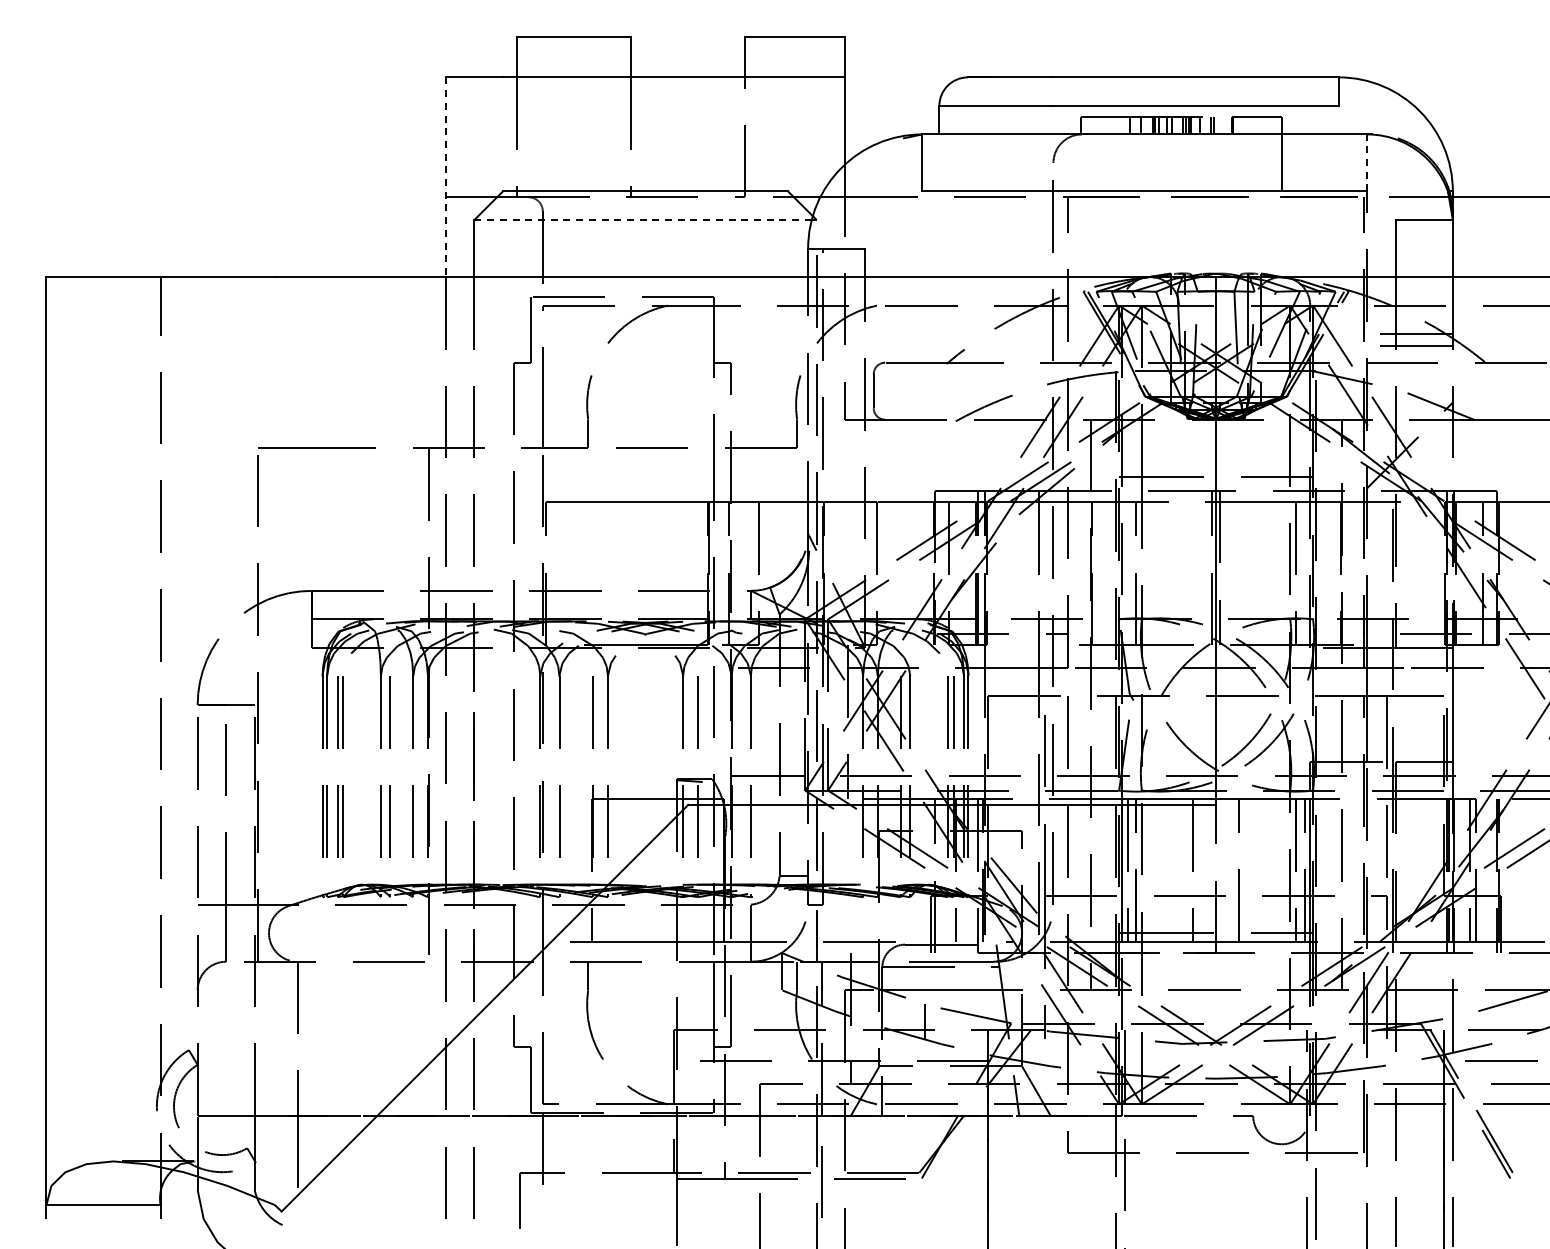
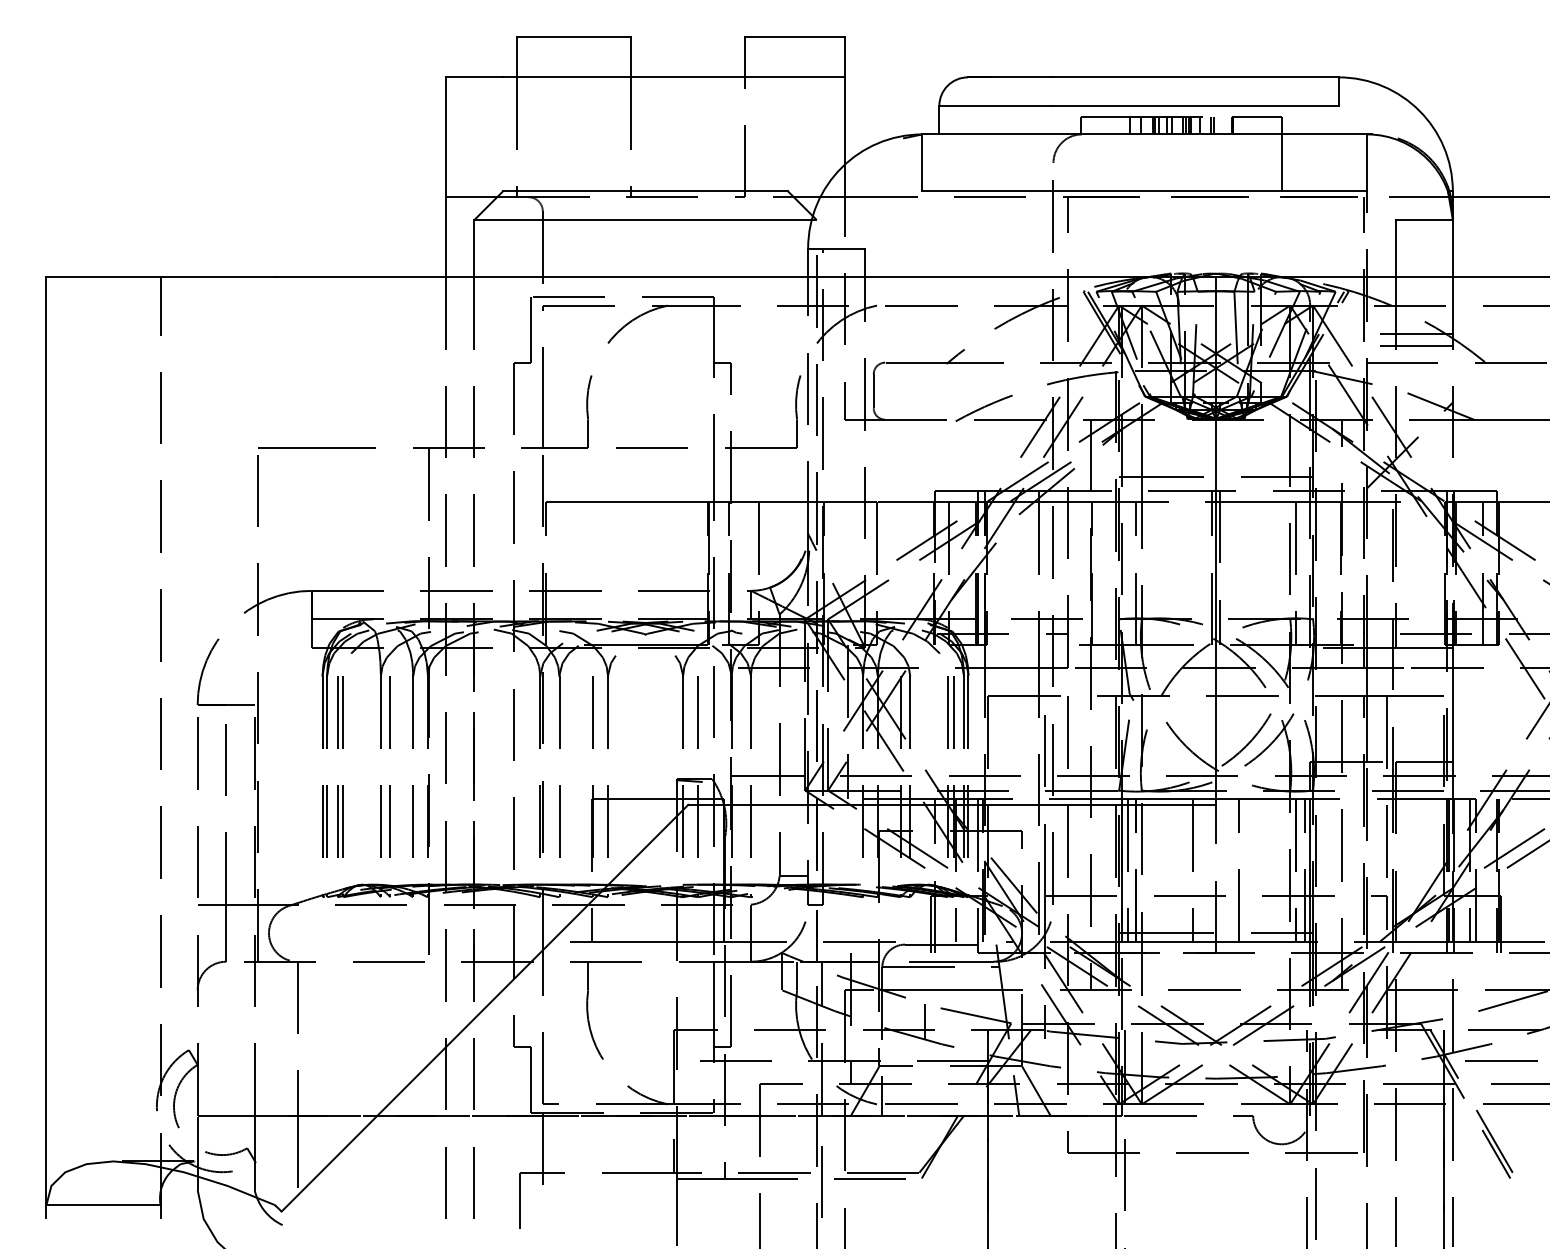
line: dashed -> solid (1367, 162)
line: dashed -> solid (445, 177)
line: dashed -> solid (643, 220)
